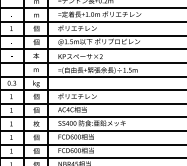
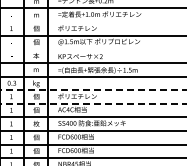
line: present -> none (92, 22)
line: present -> none (92, 49)
line: solid -> dashed (93, 90)
line: solid -> dashed (93, 103)
